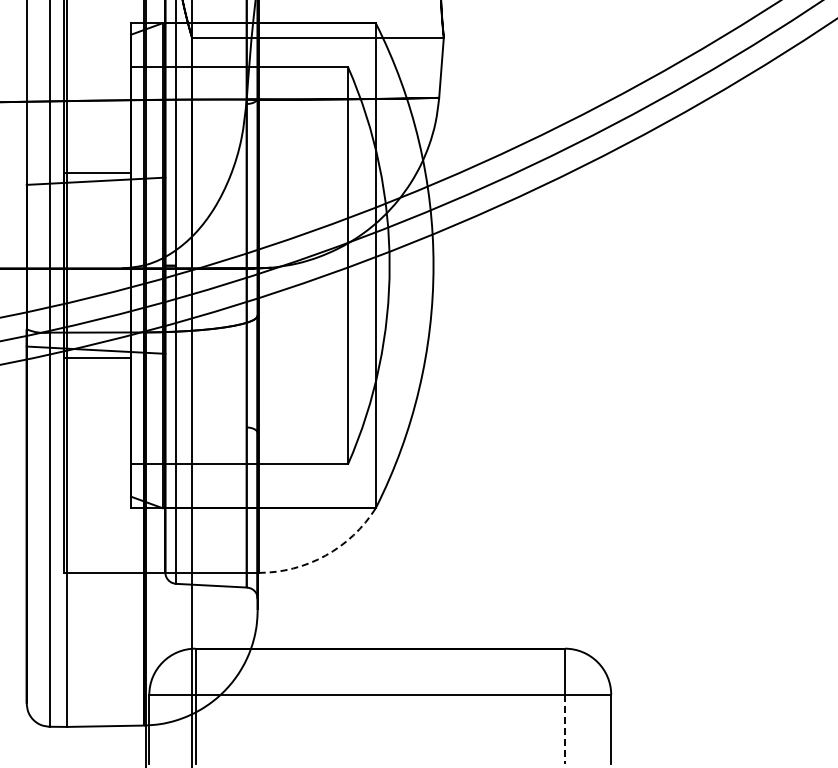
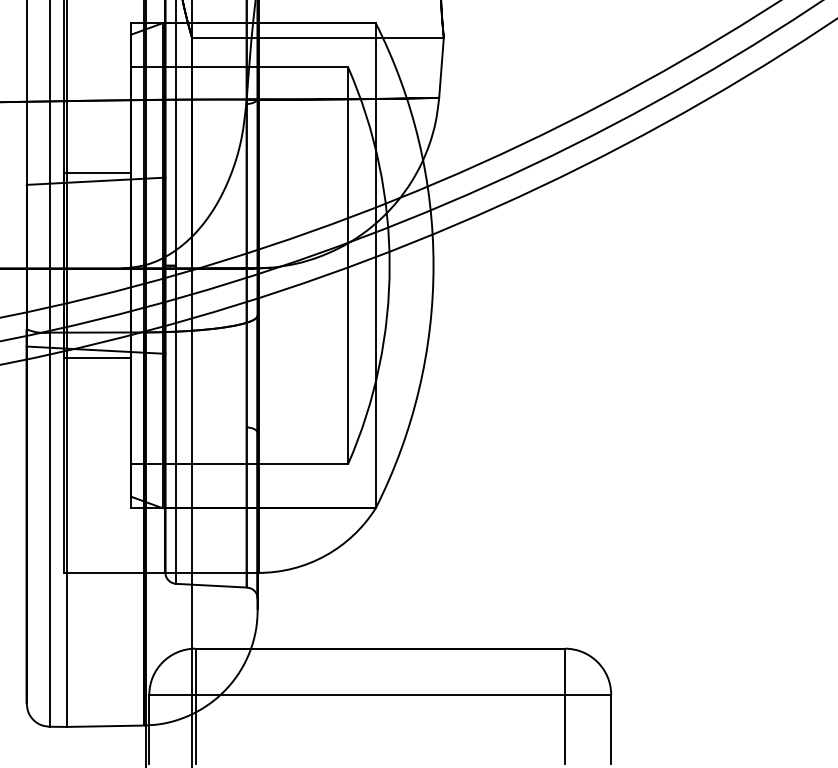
arc: dashed -> solid (325, 555)
line: dashed -> solid (565, 729)
